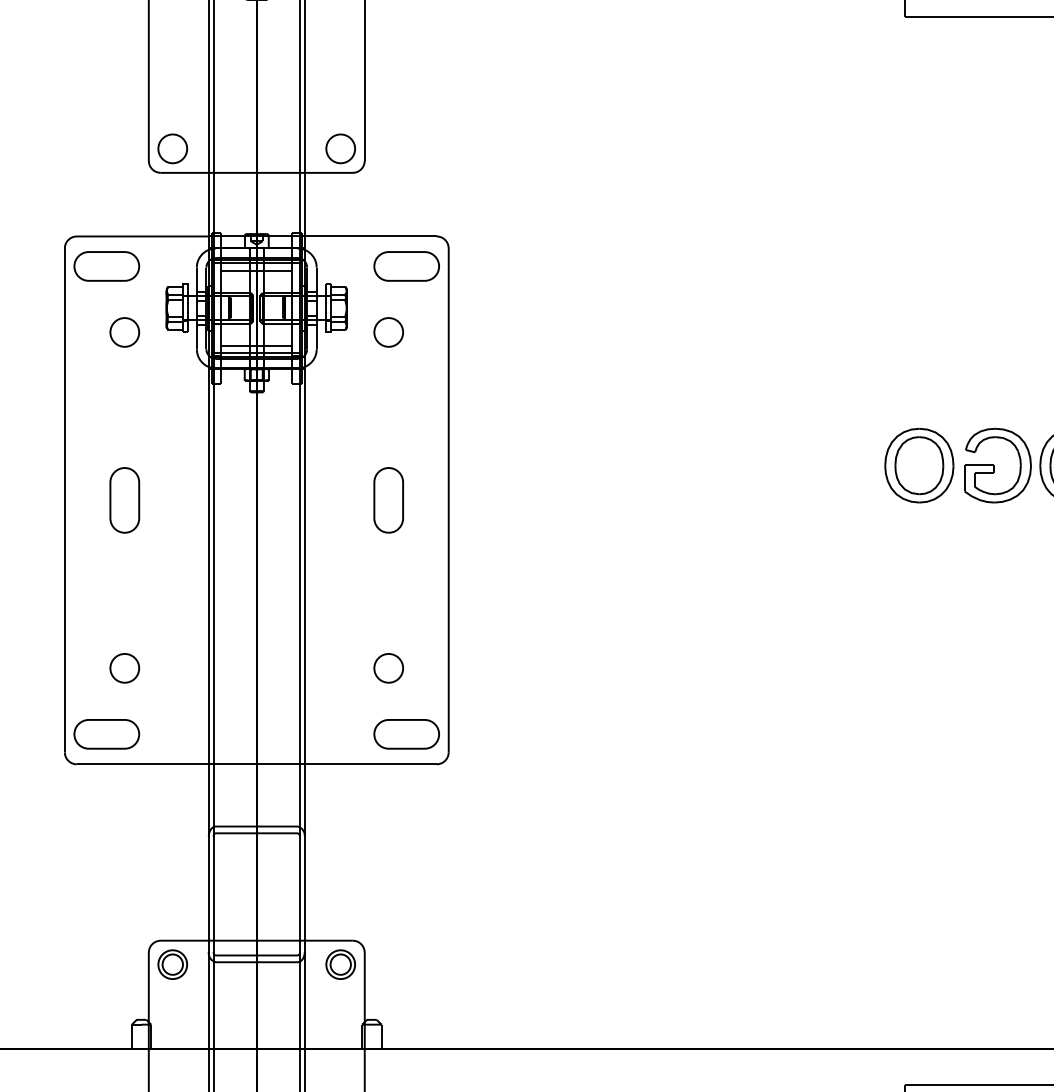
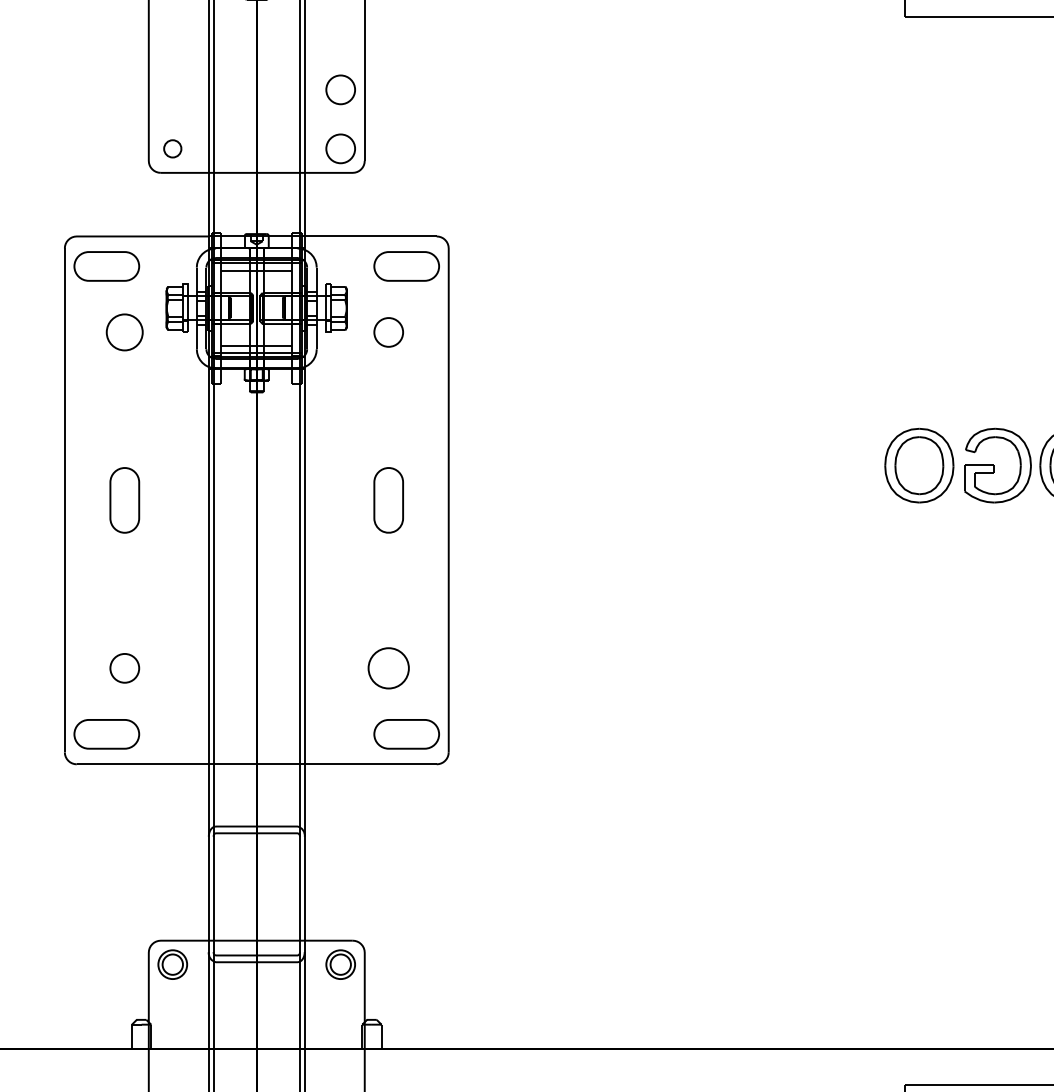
circle: none -> present (340, 89)
circle diameter: 29 px -> 17 px (172, 148)
circle size: 32x31 px -> 39x39 px (124, 332)
circle diameter: 29 px -> 40 px (388, 668)
